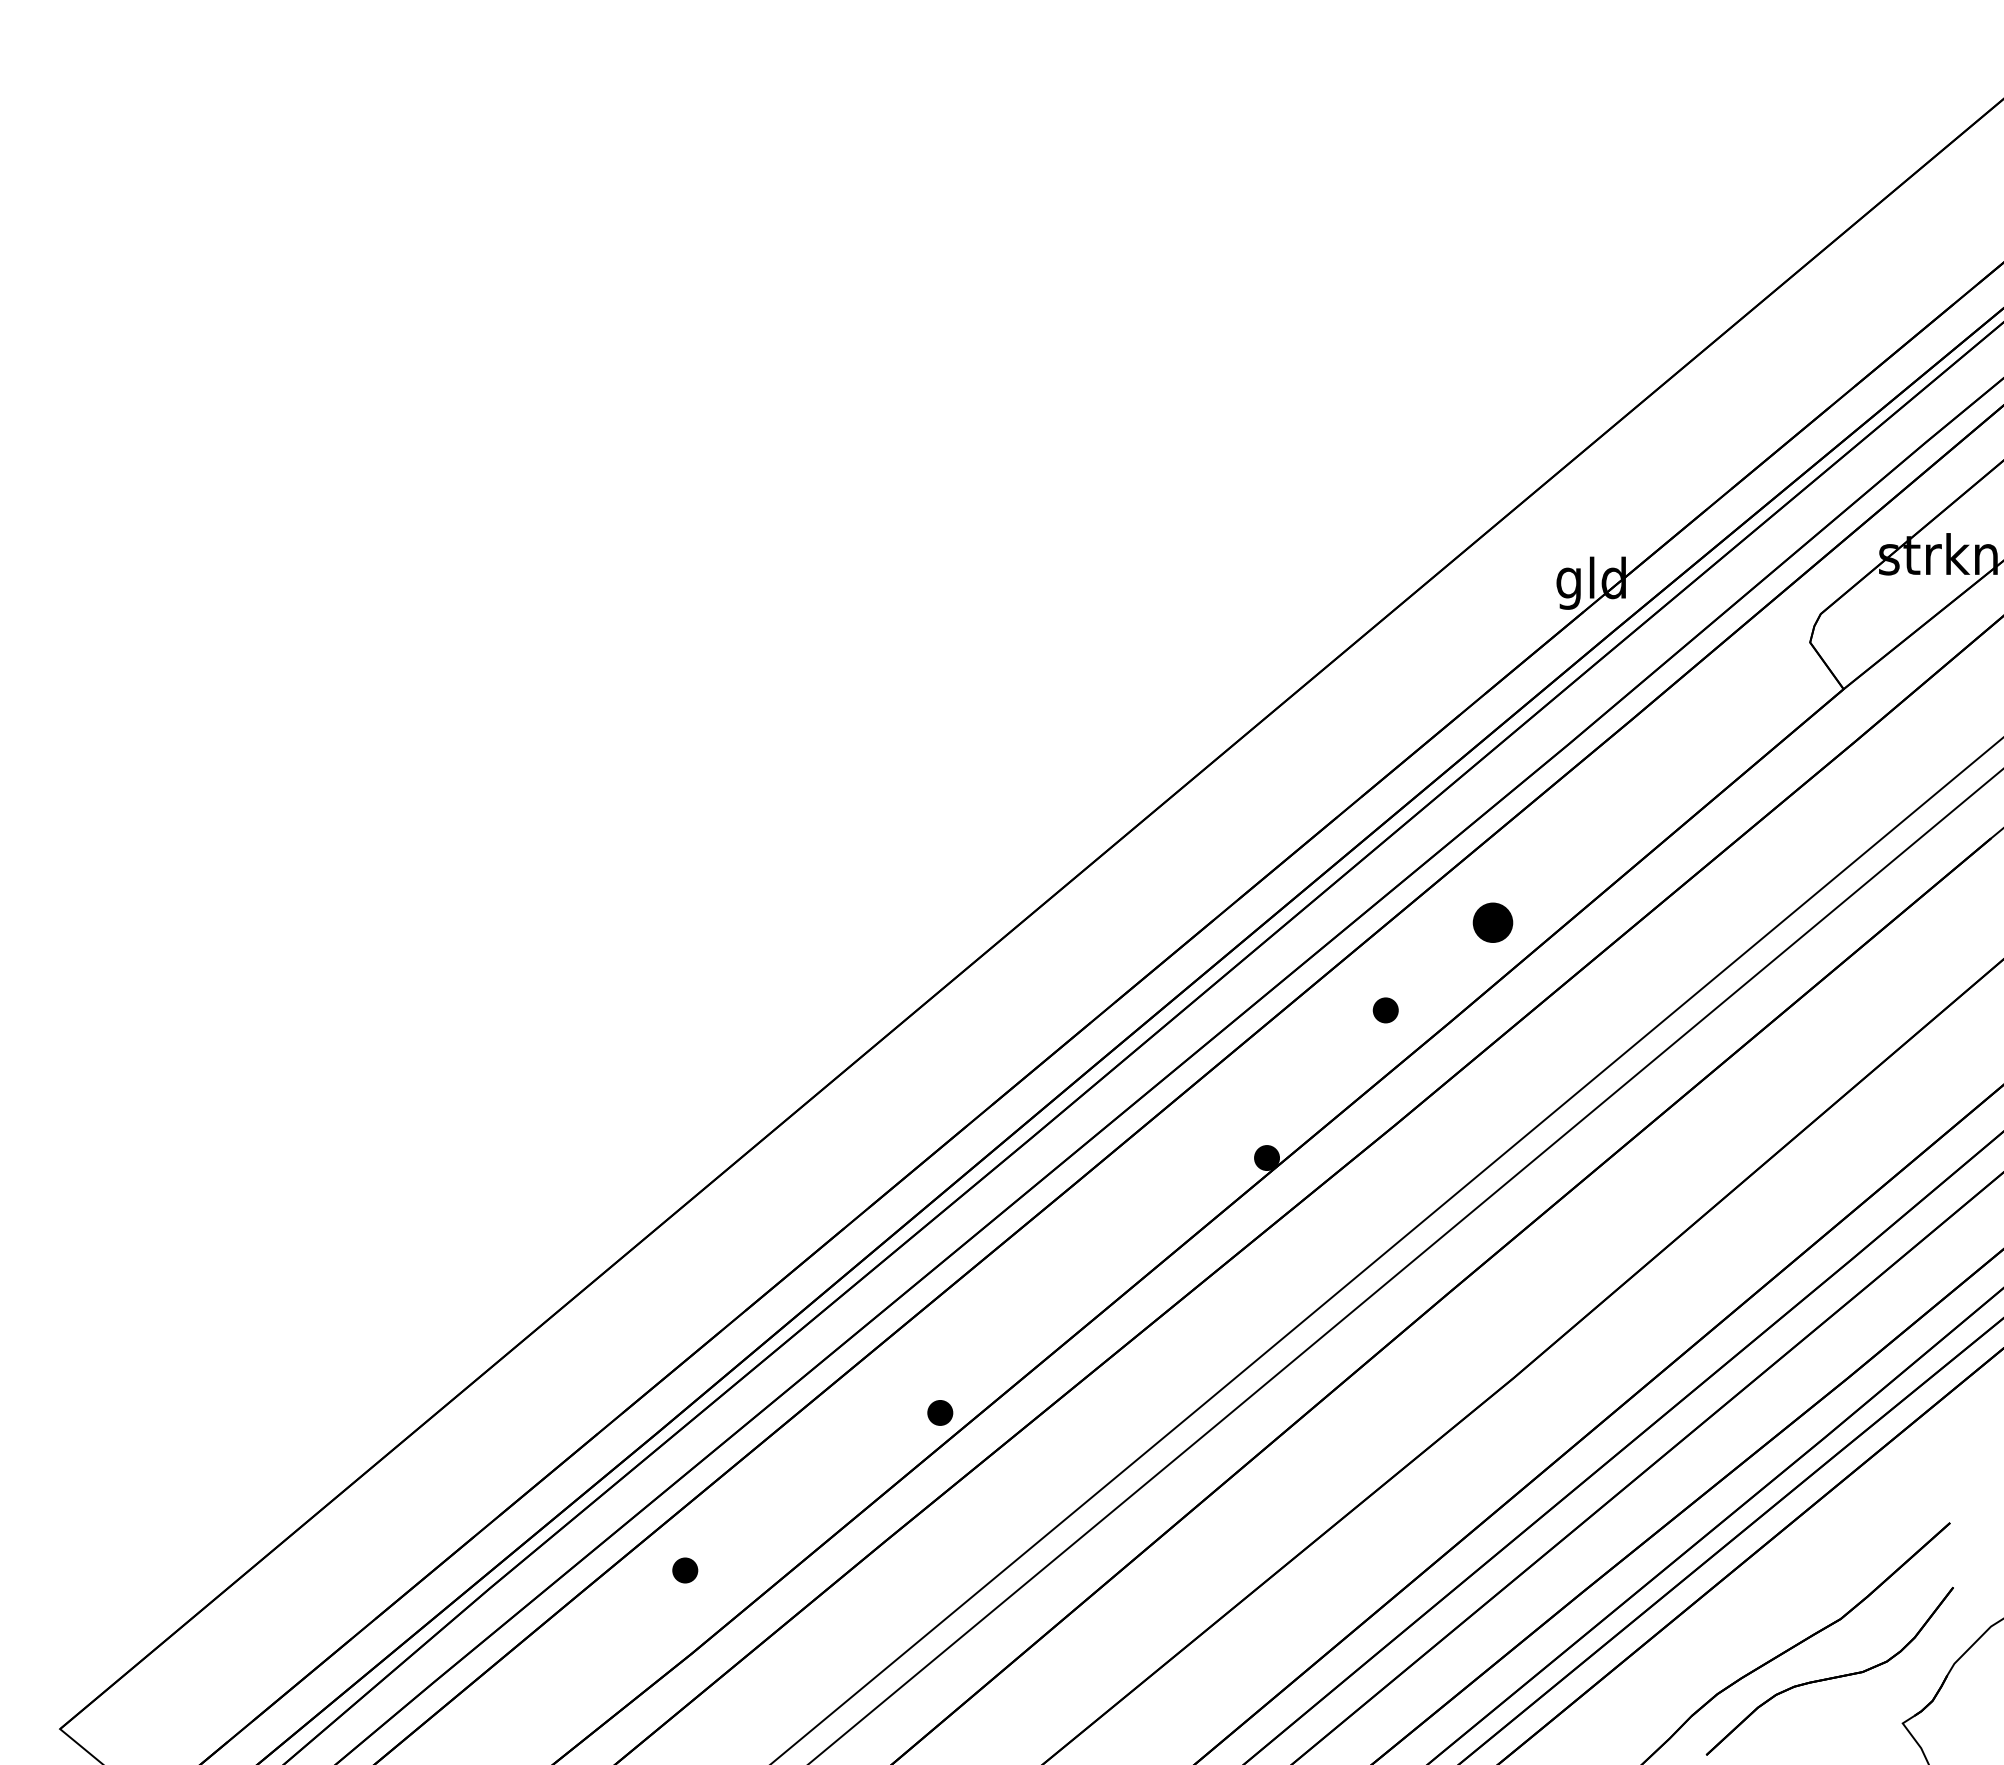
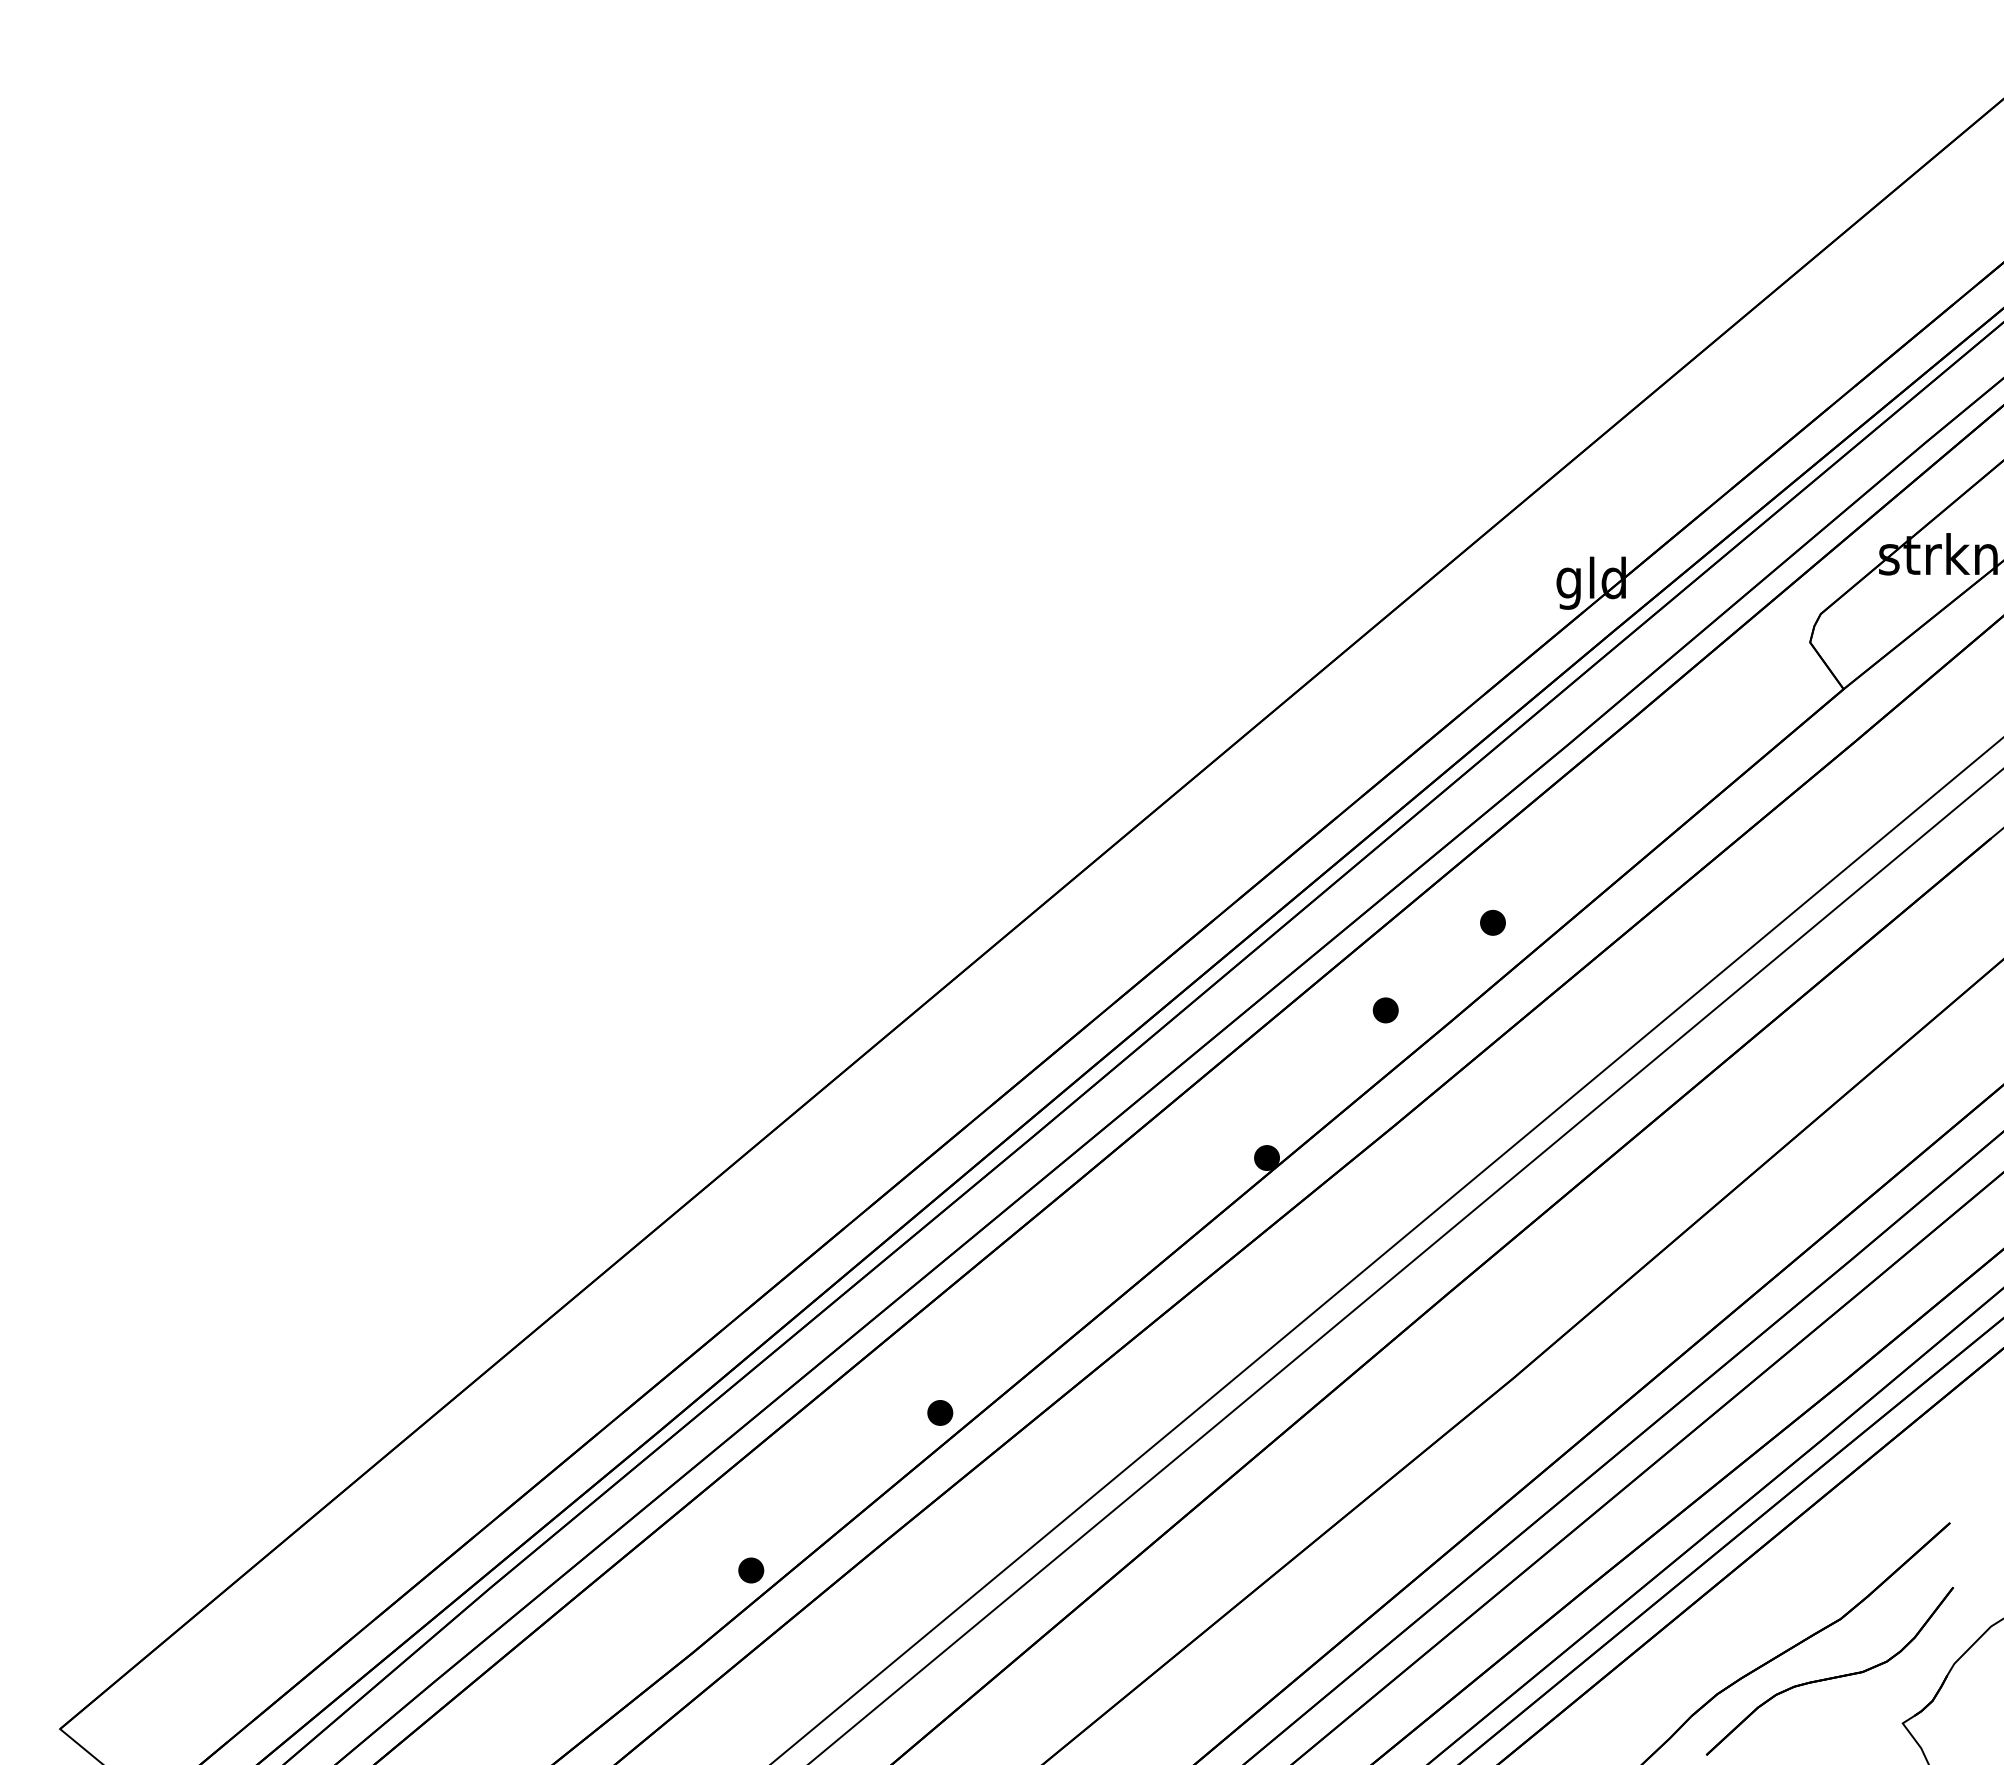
part size: 42x41 px -> 26x26 px (1492, 922)
part position: (685, 1570) -> (751, 1570) (751, 1570)
